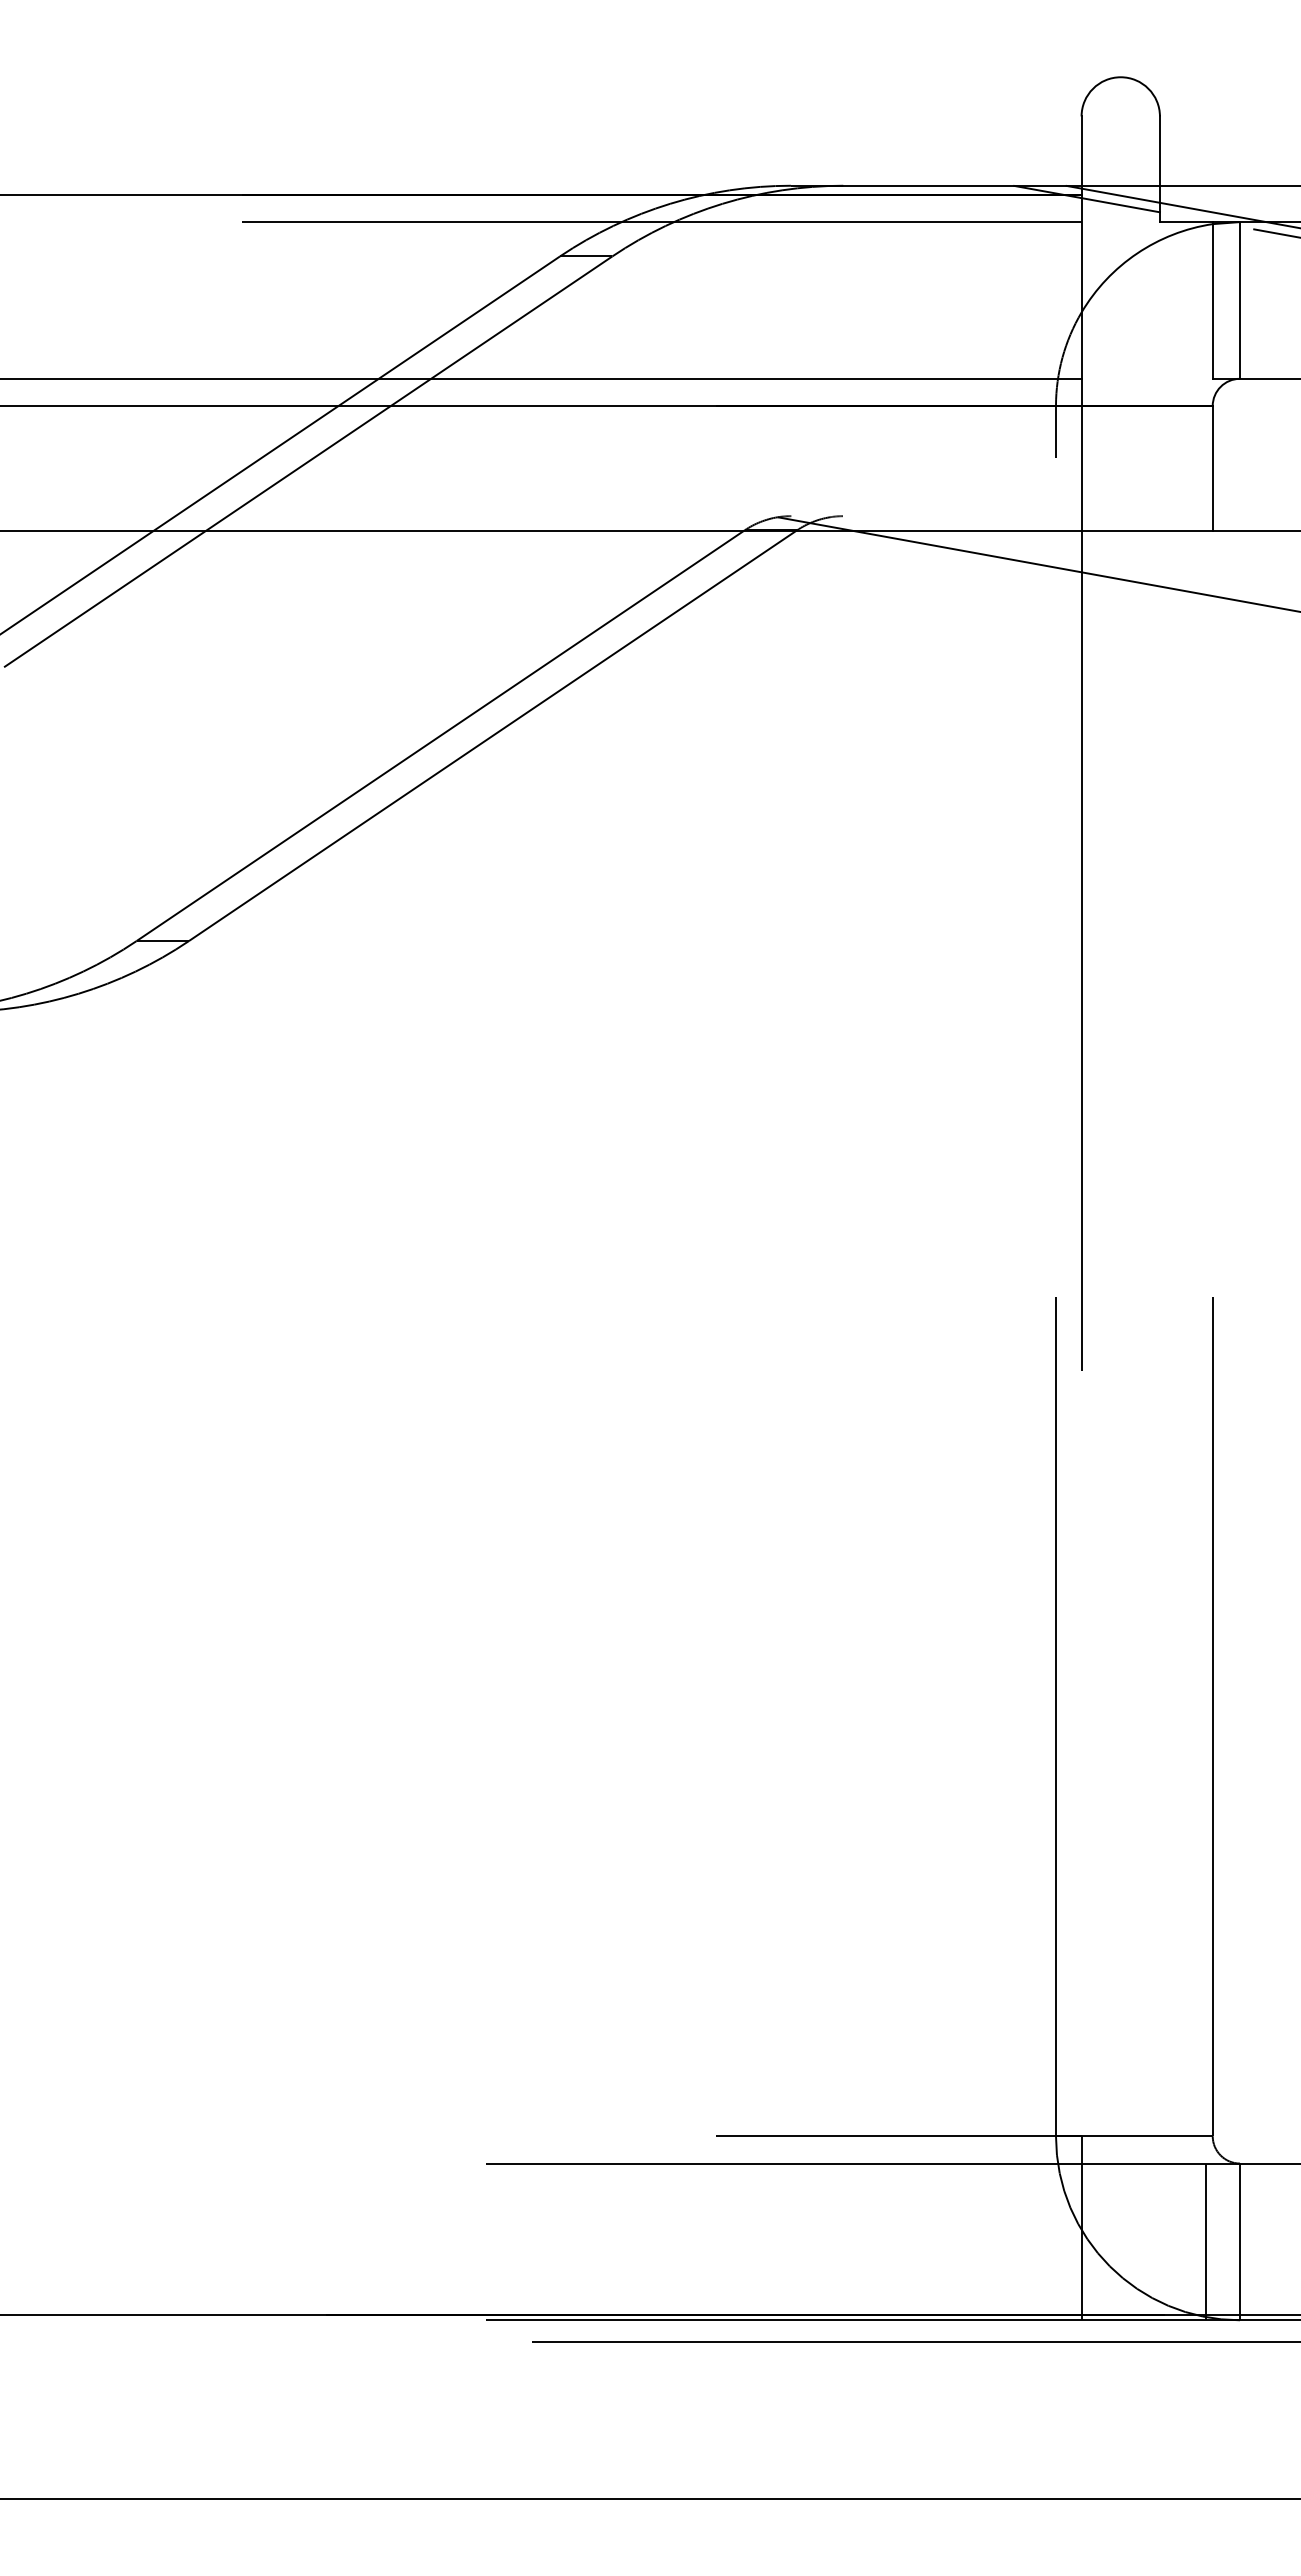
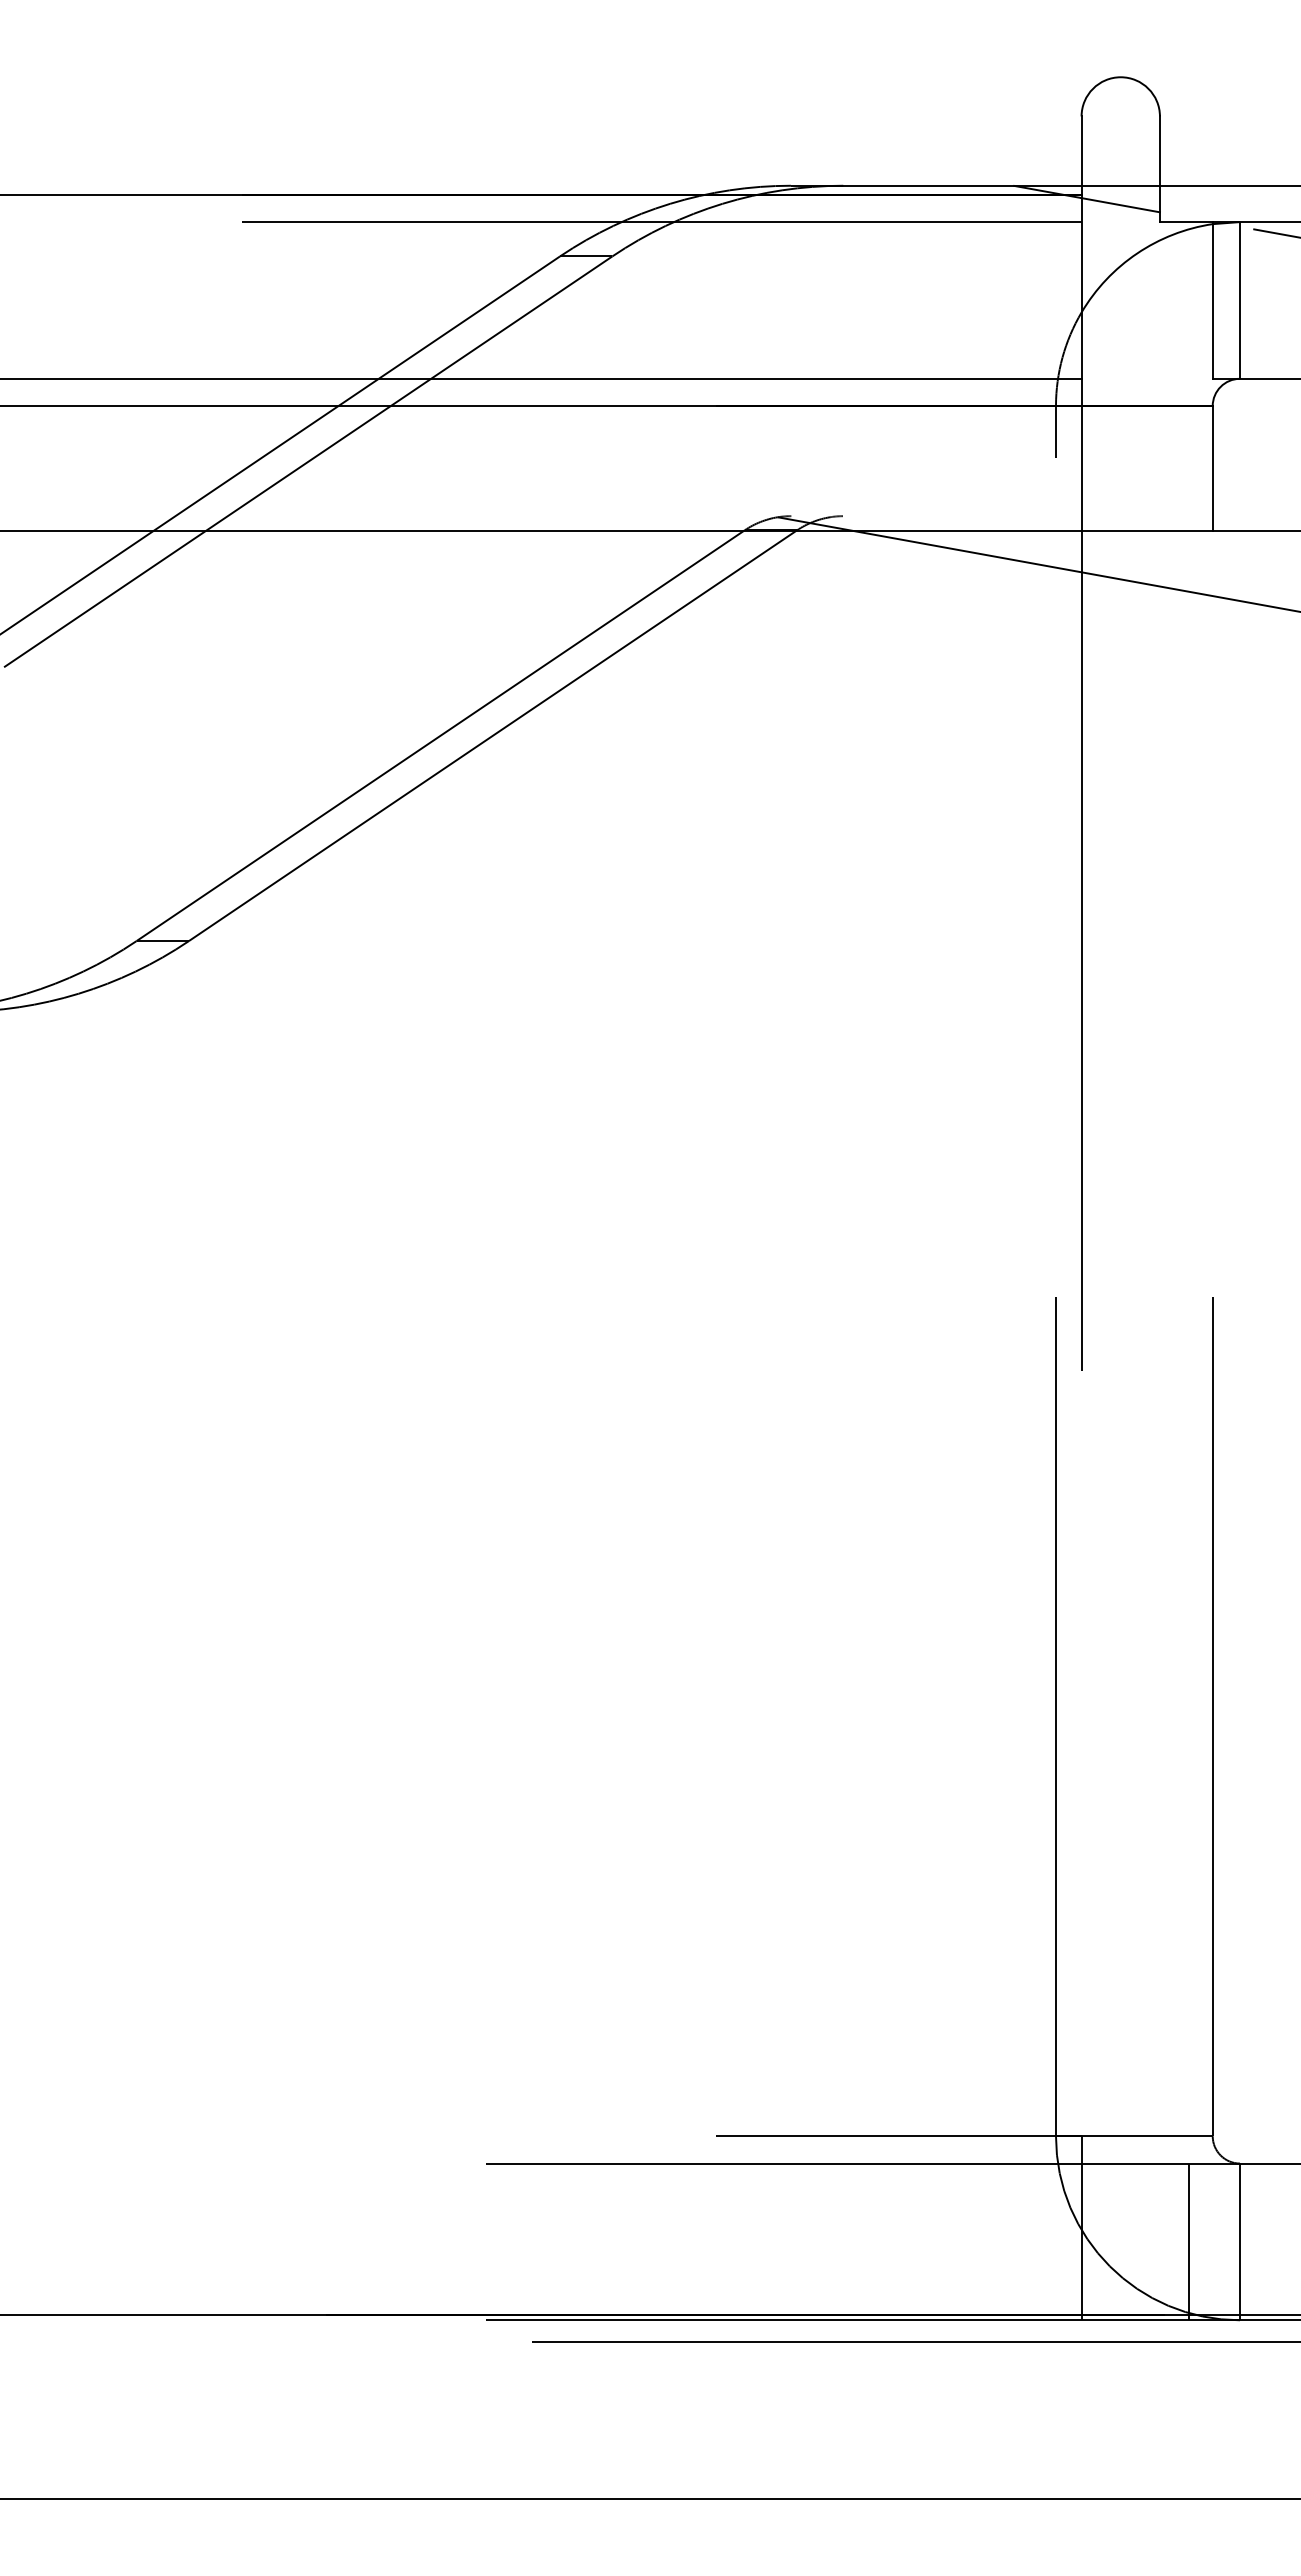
line: present -> none (1181, 206)
line position: (1206, 2241) -> (1189, 2241) (1189, 2241)
